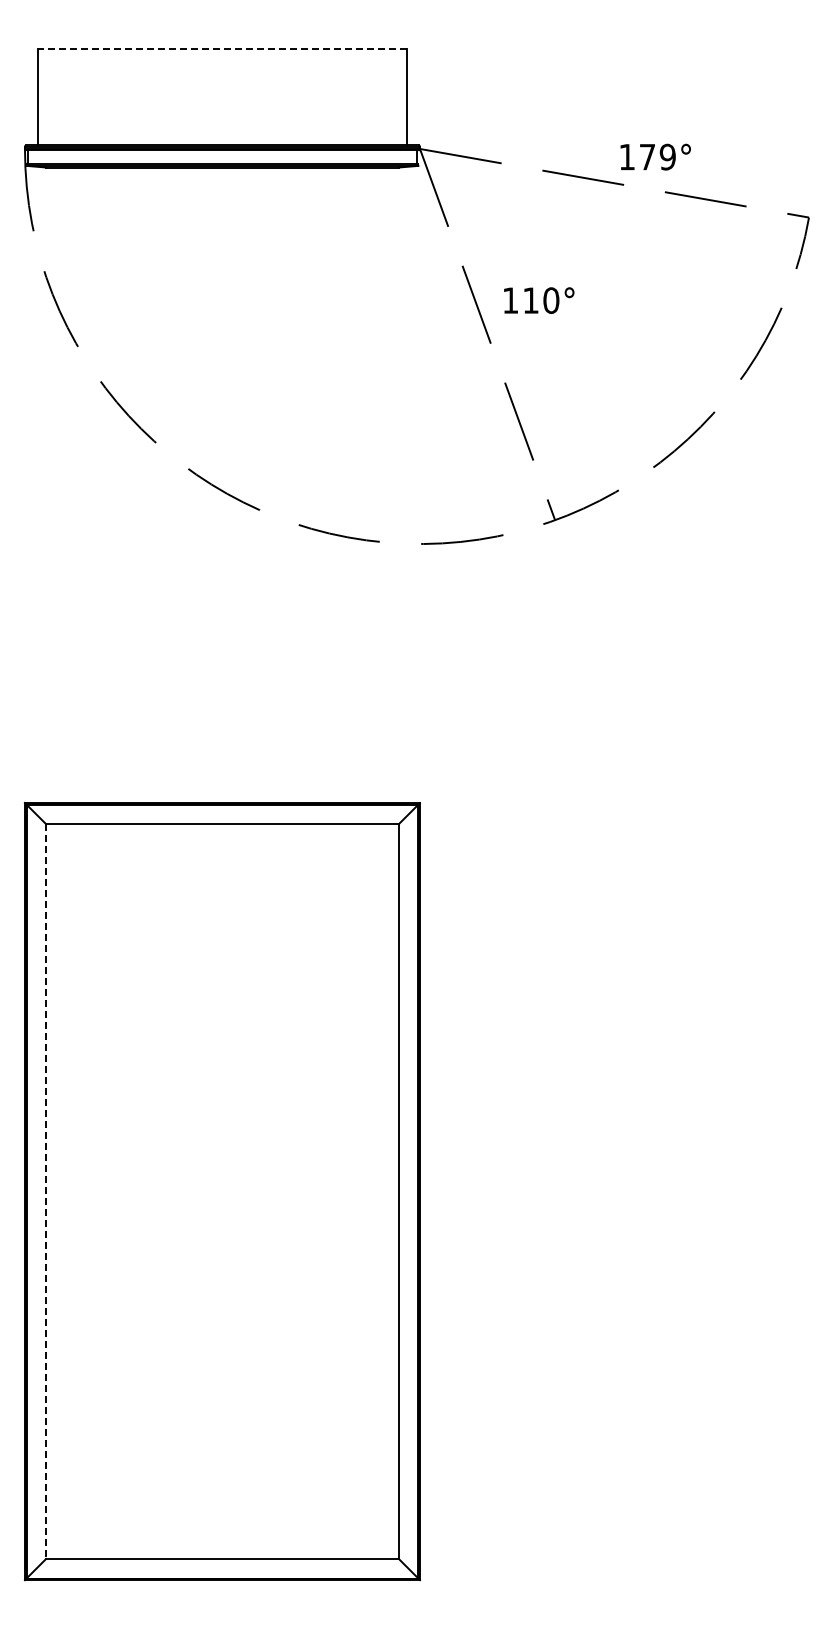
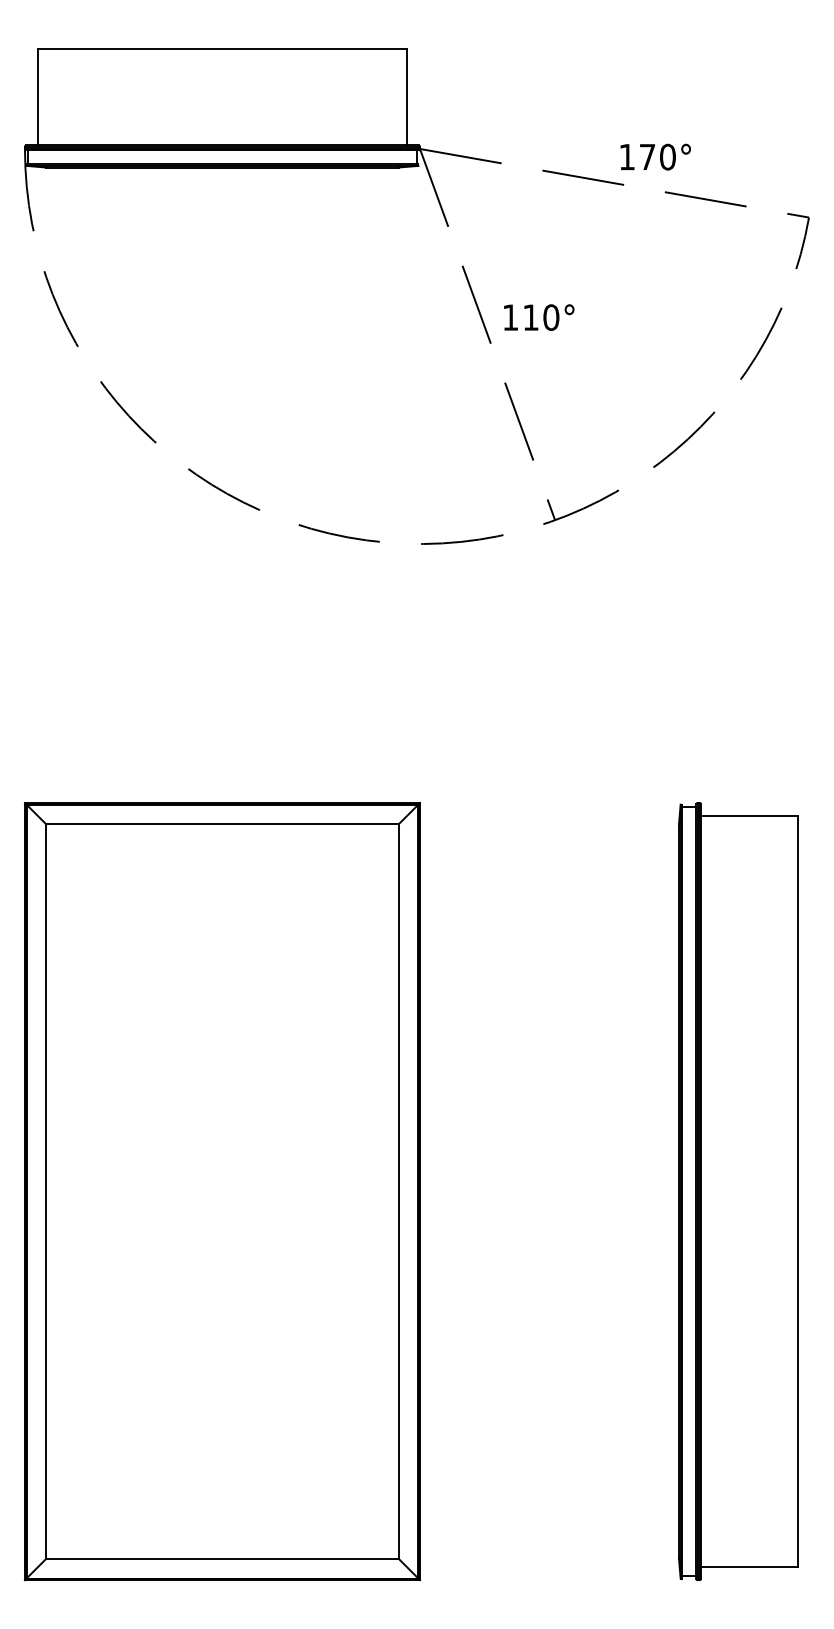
line: dashed -> solid (222, 48)
text: 179° -> 170° (667, 157)
text position: (539, 300) -> (539, 317) (539, 317)
part: none -> present (738, 1191)
line: dashed -> solid (46, 1192)
